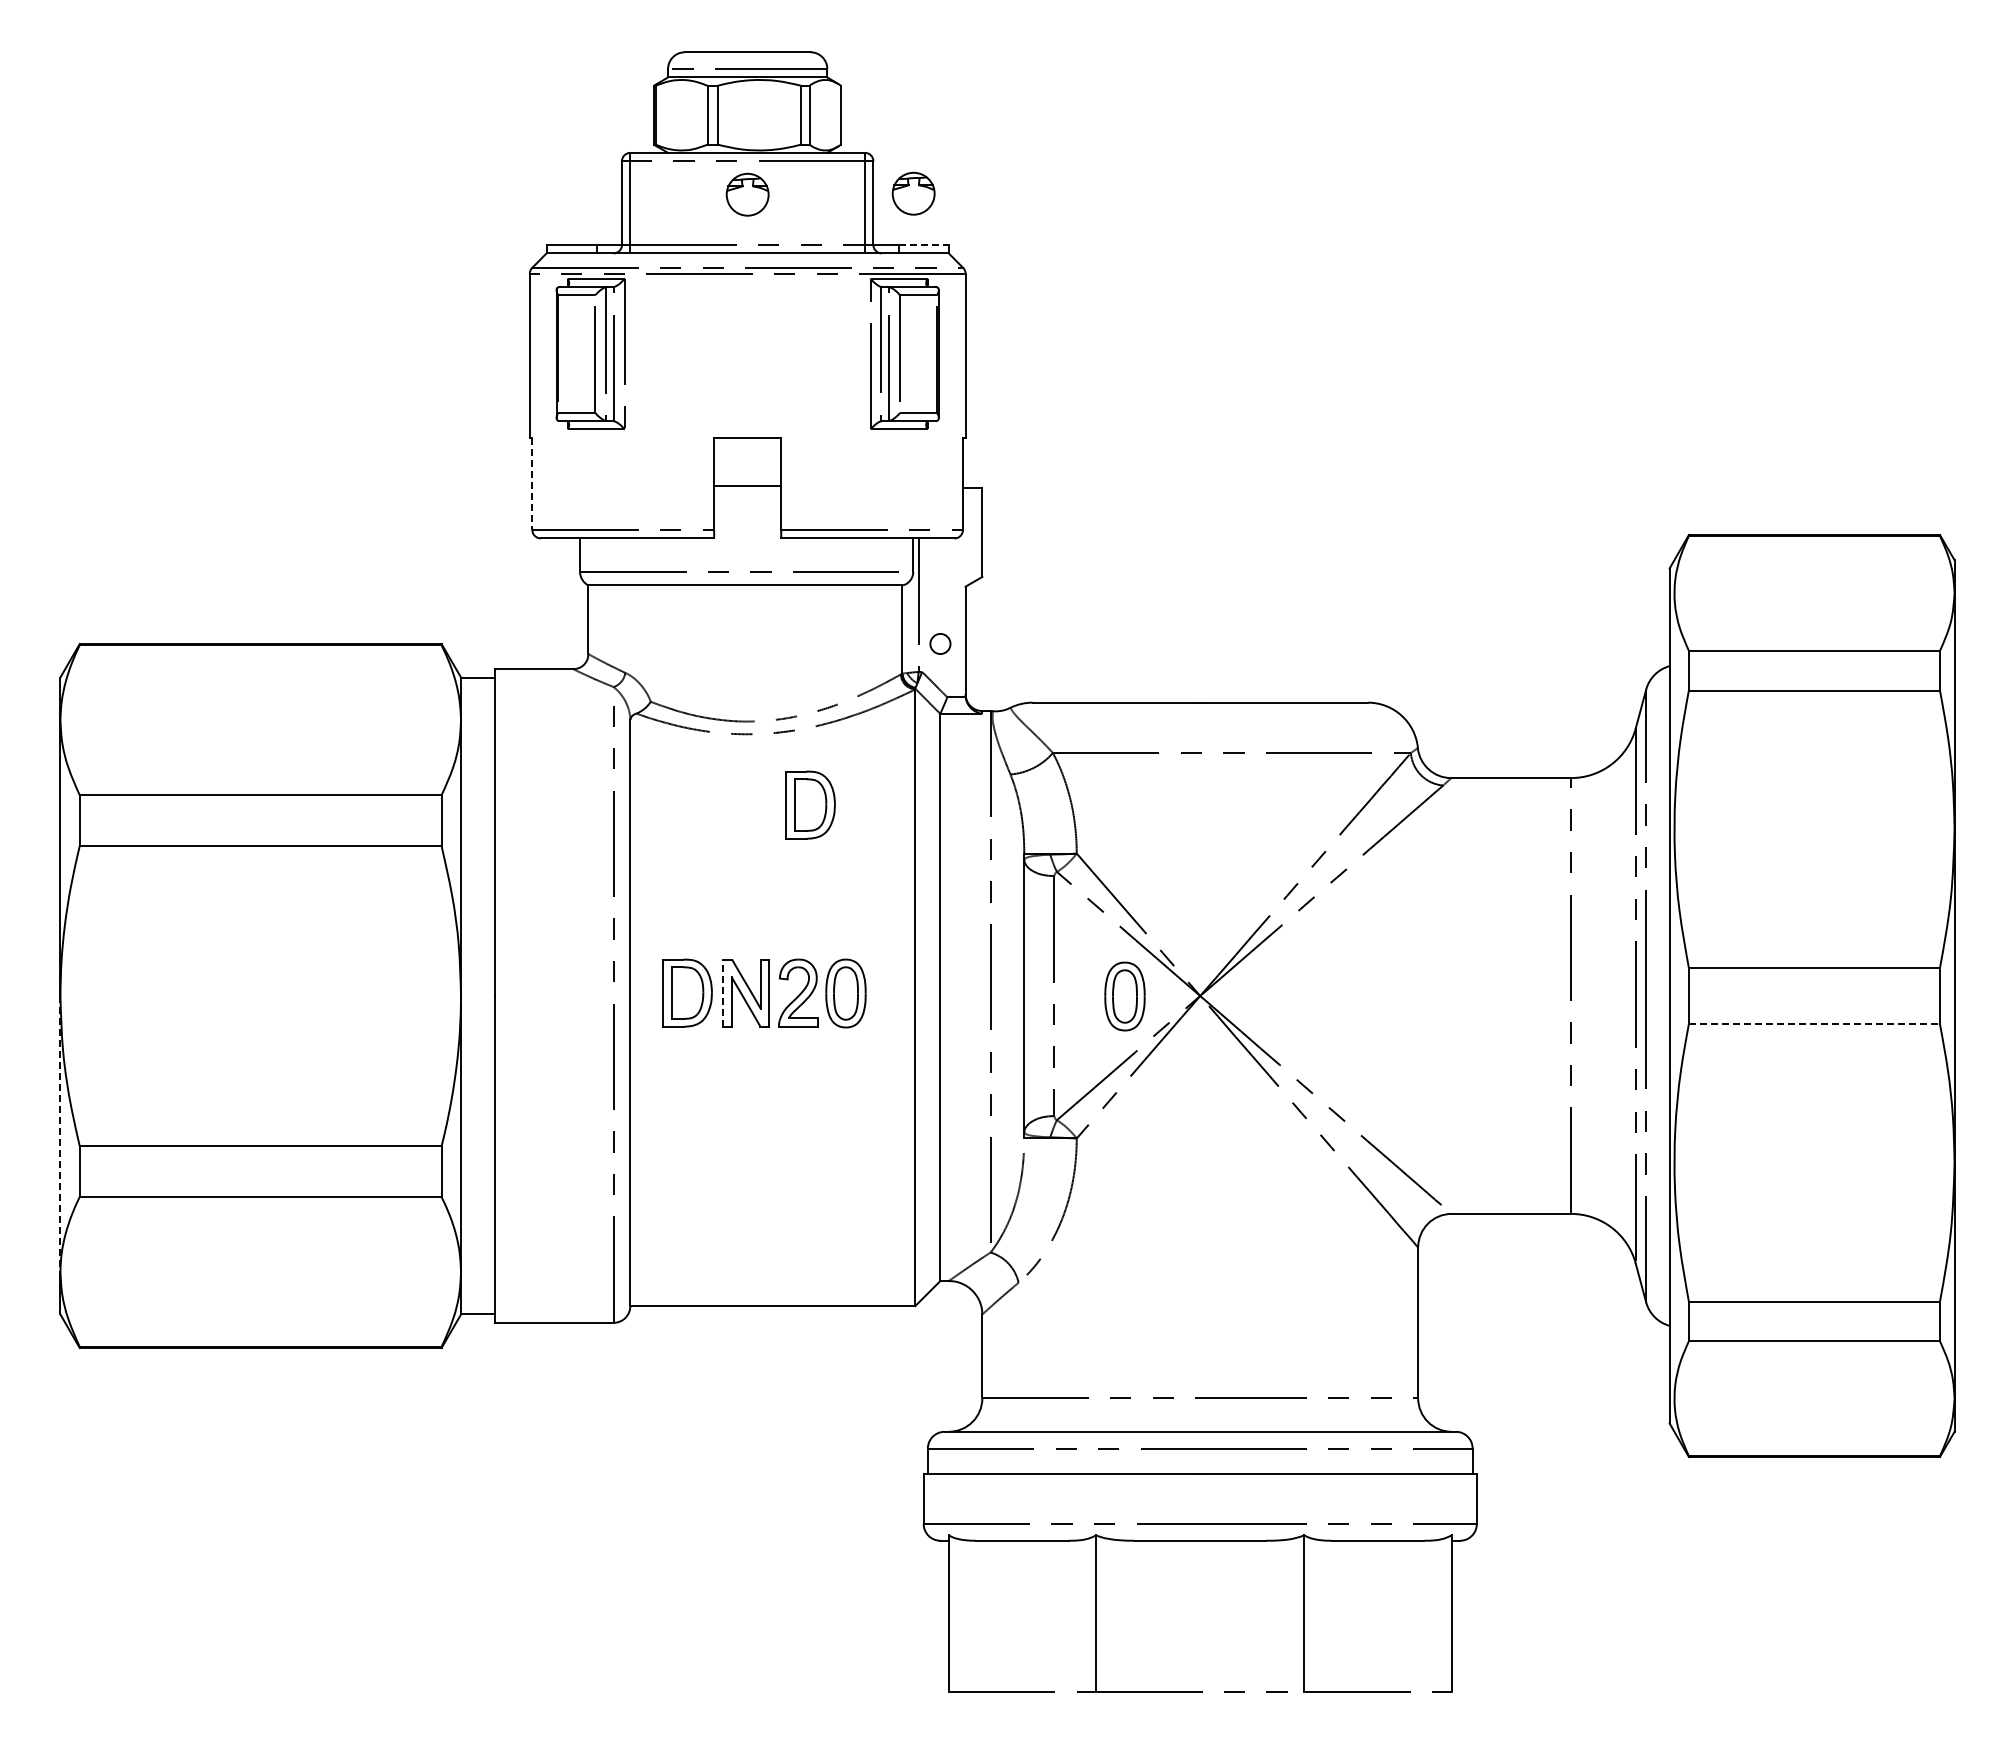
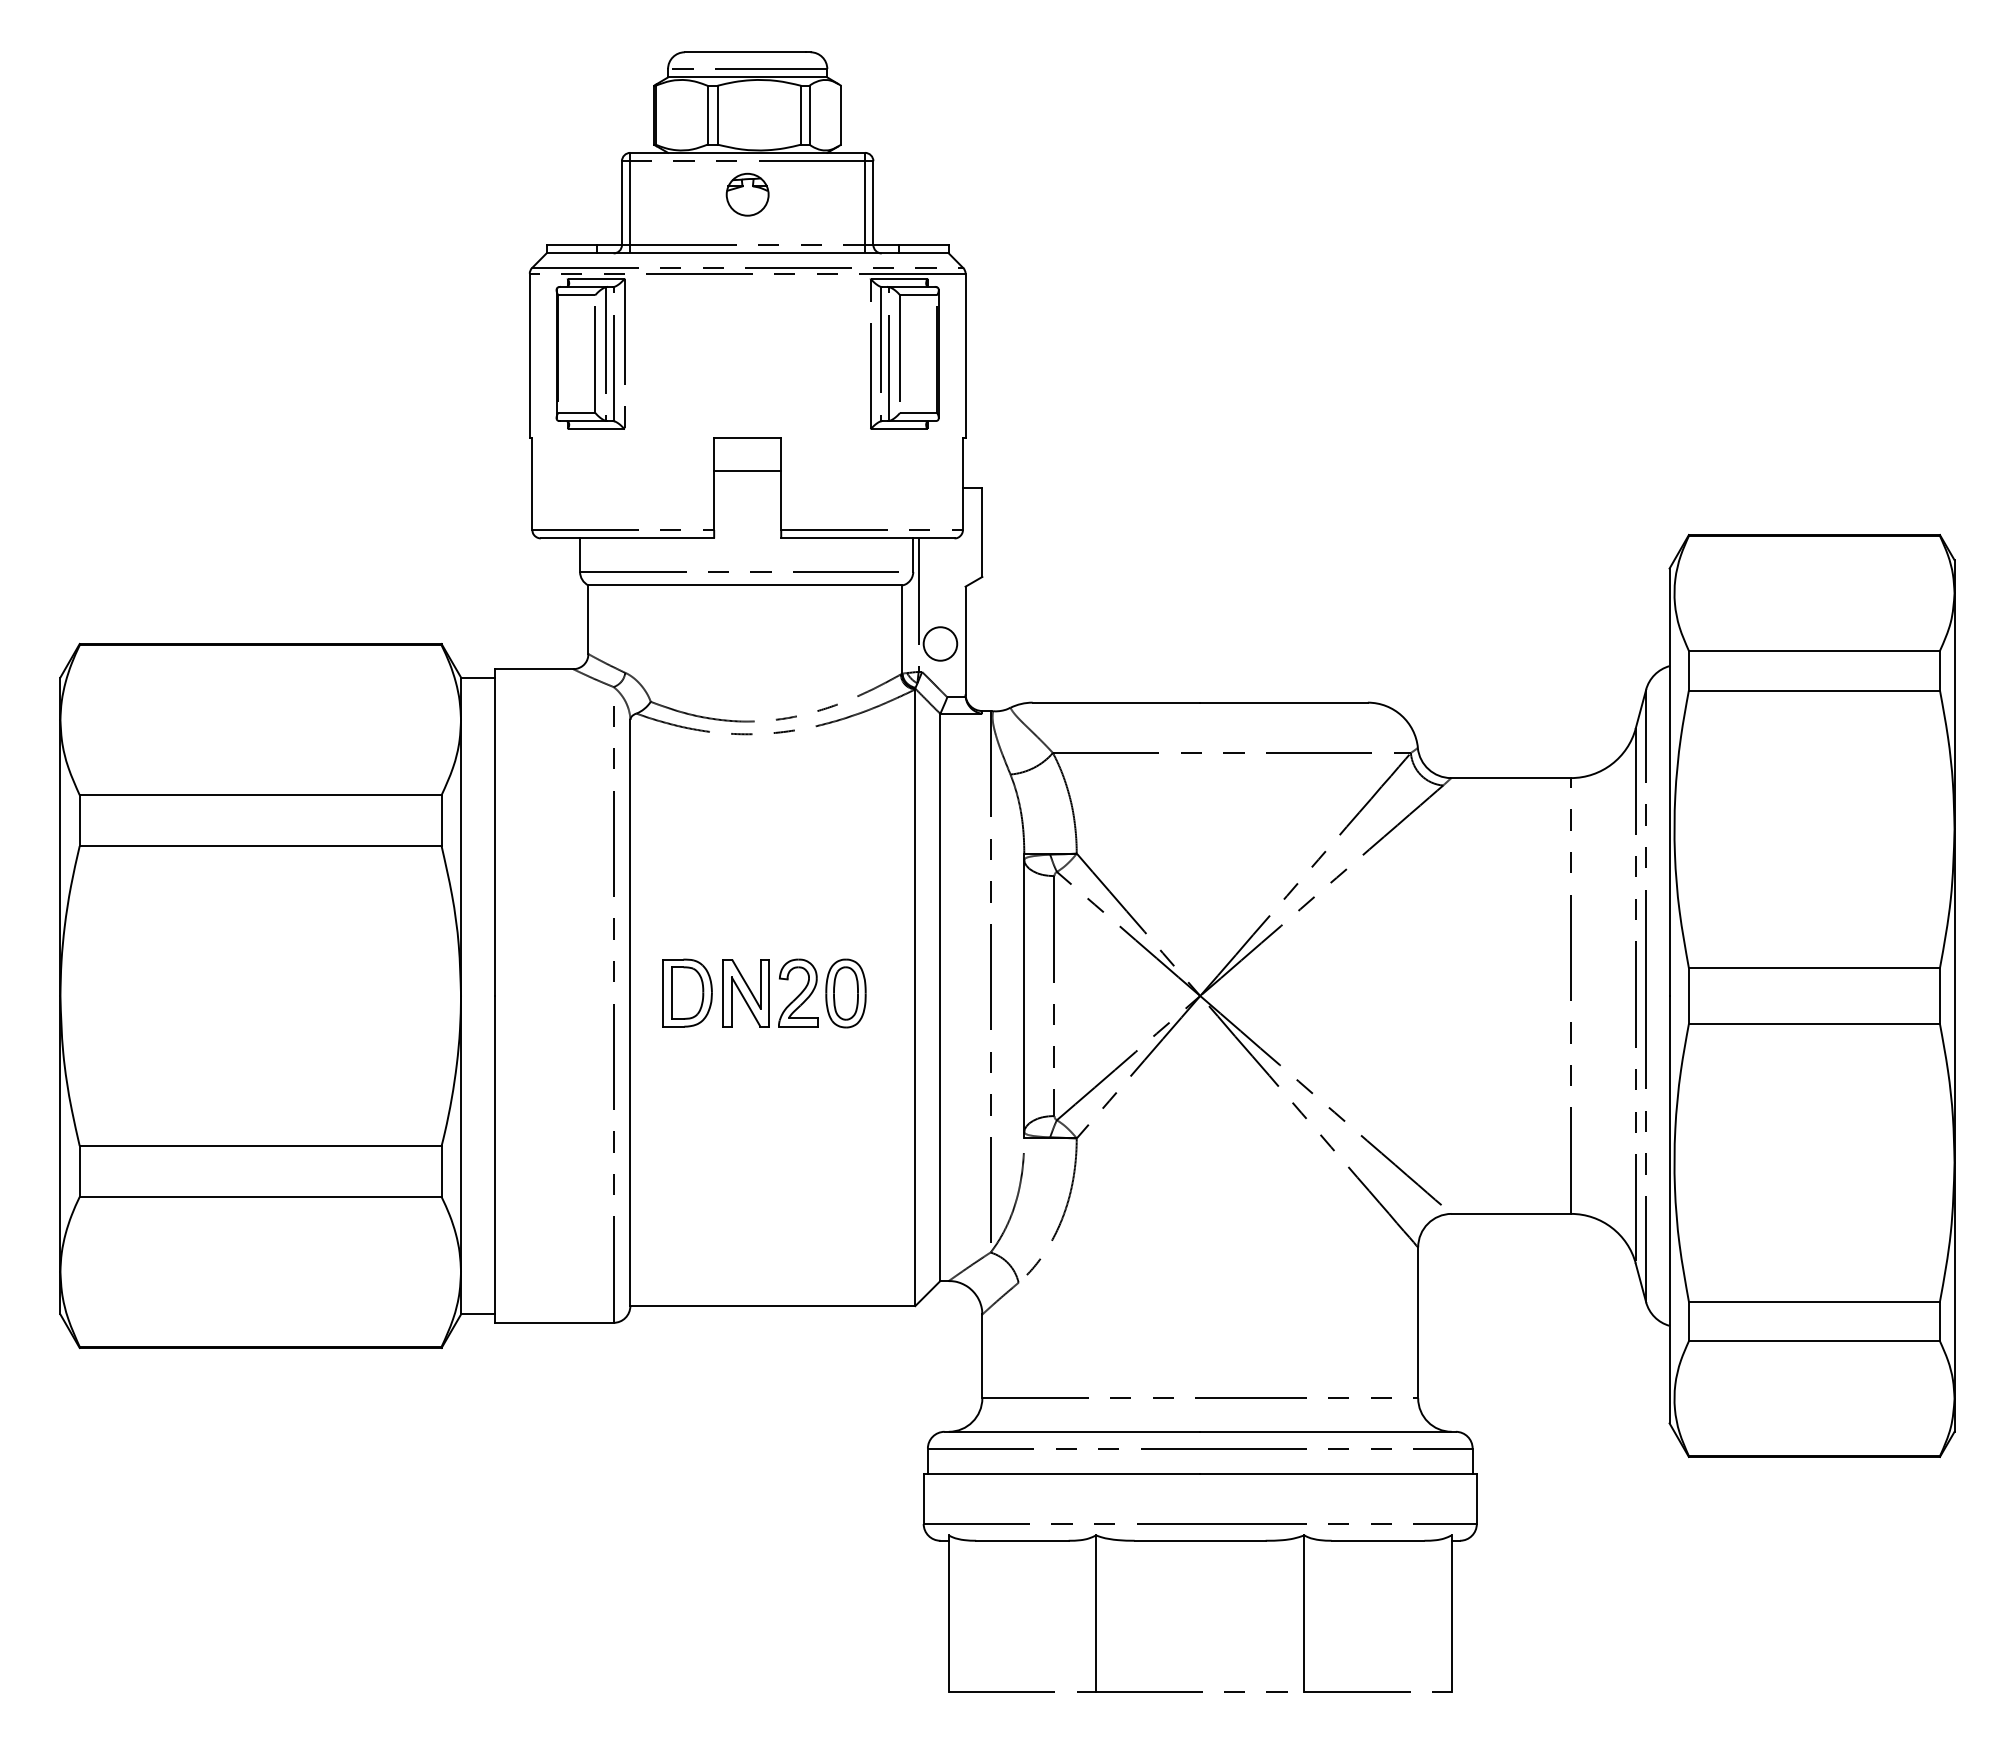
part: present -> none (913, 193)
line: dashed -> solid (924, 245)
line: dashed -> solid (532, 484)
line position: (747, 486) -> (747, 471) (747, 471)
circle diameter: 20 px -> 34 px (940, 643)
part: present -> none (810, 804)
line: dashed -> solid (723, 993)
part: present -> none (1124, 996)
line: dashed -> solid (1814, 1024)
line: dashed -> solid (60, 1133)
